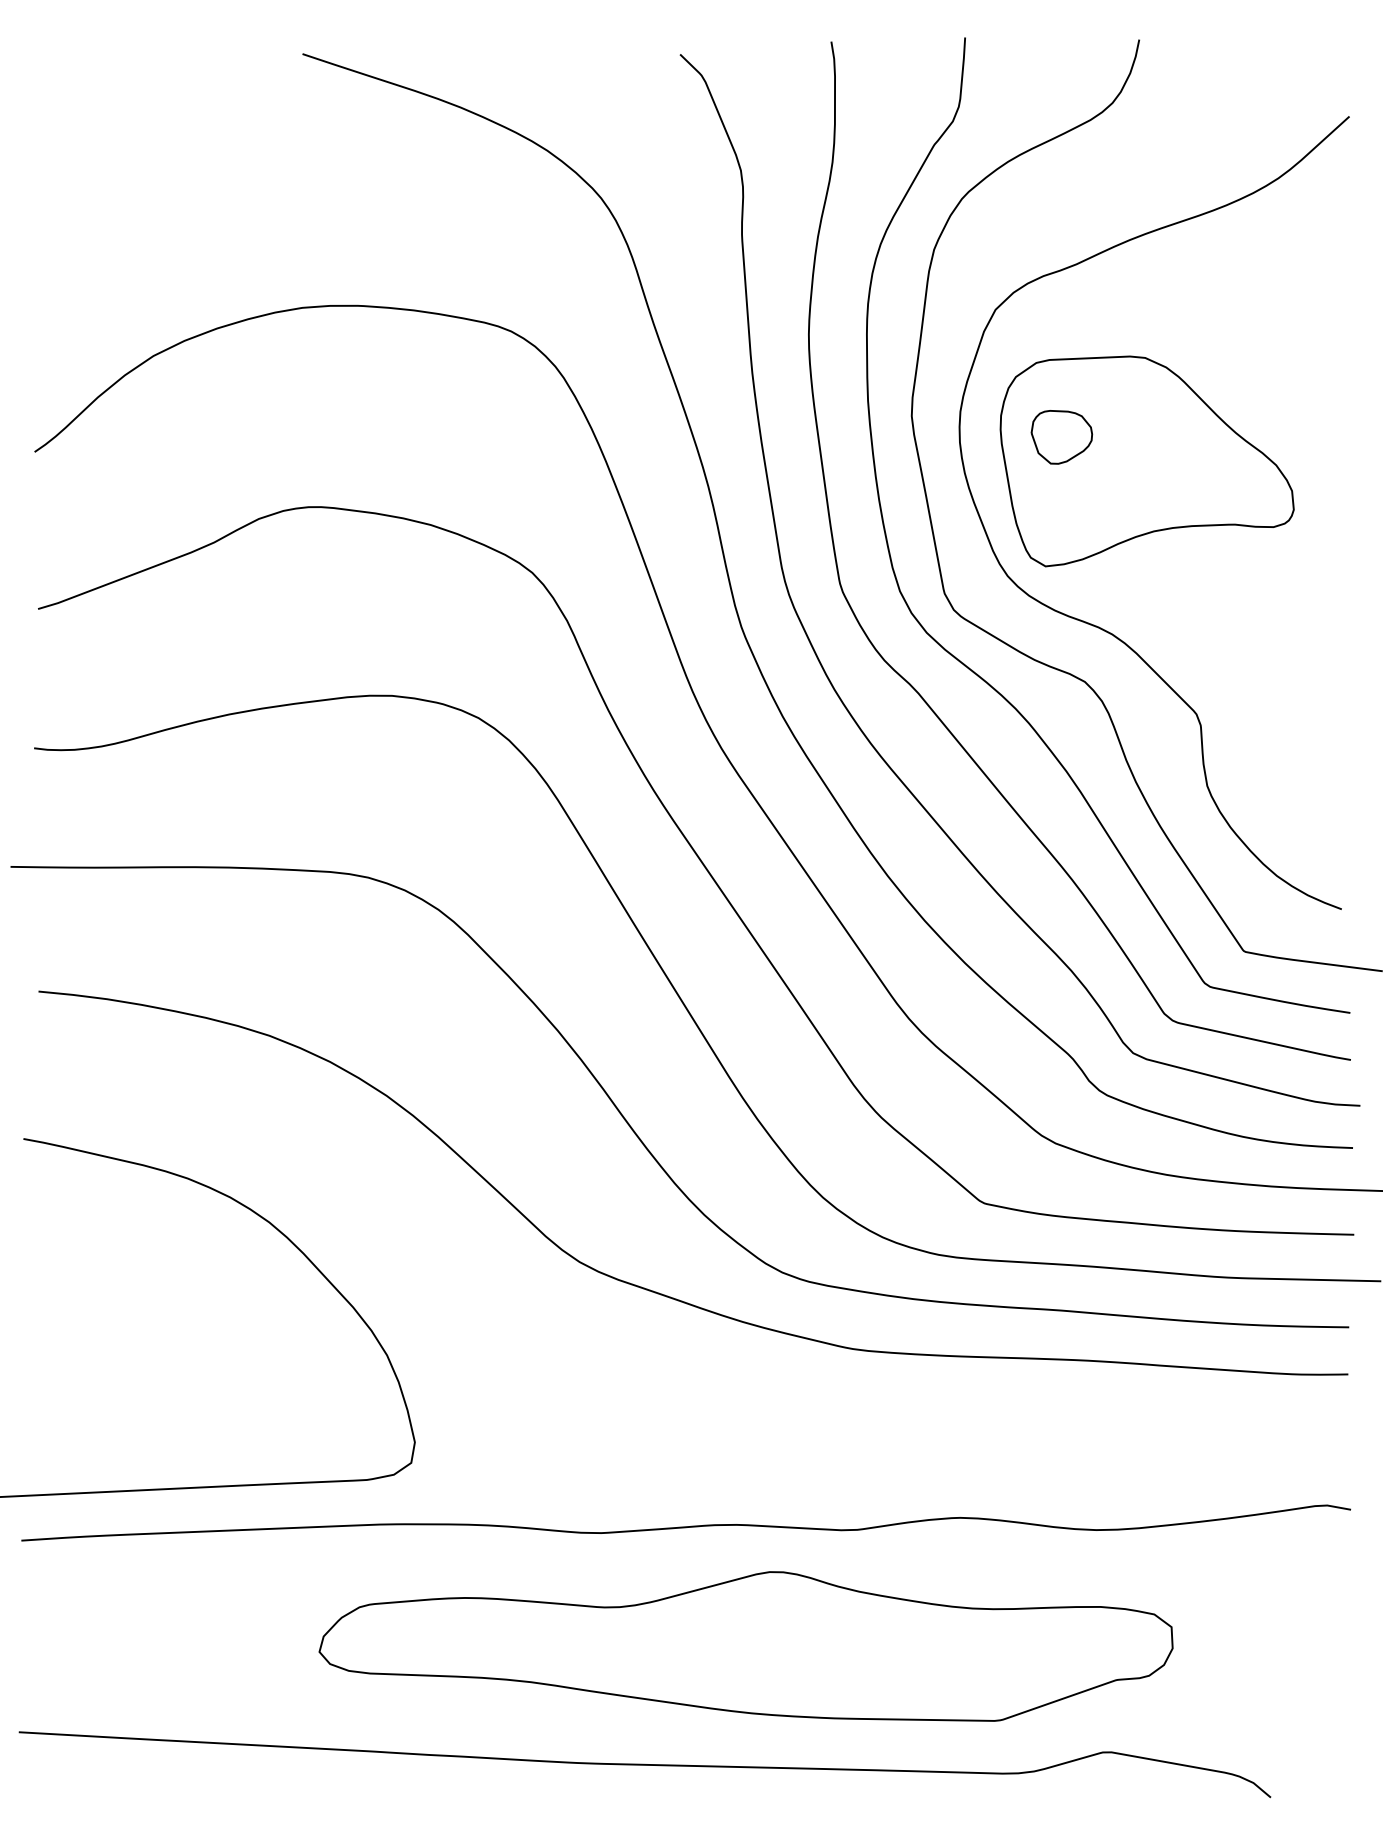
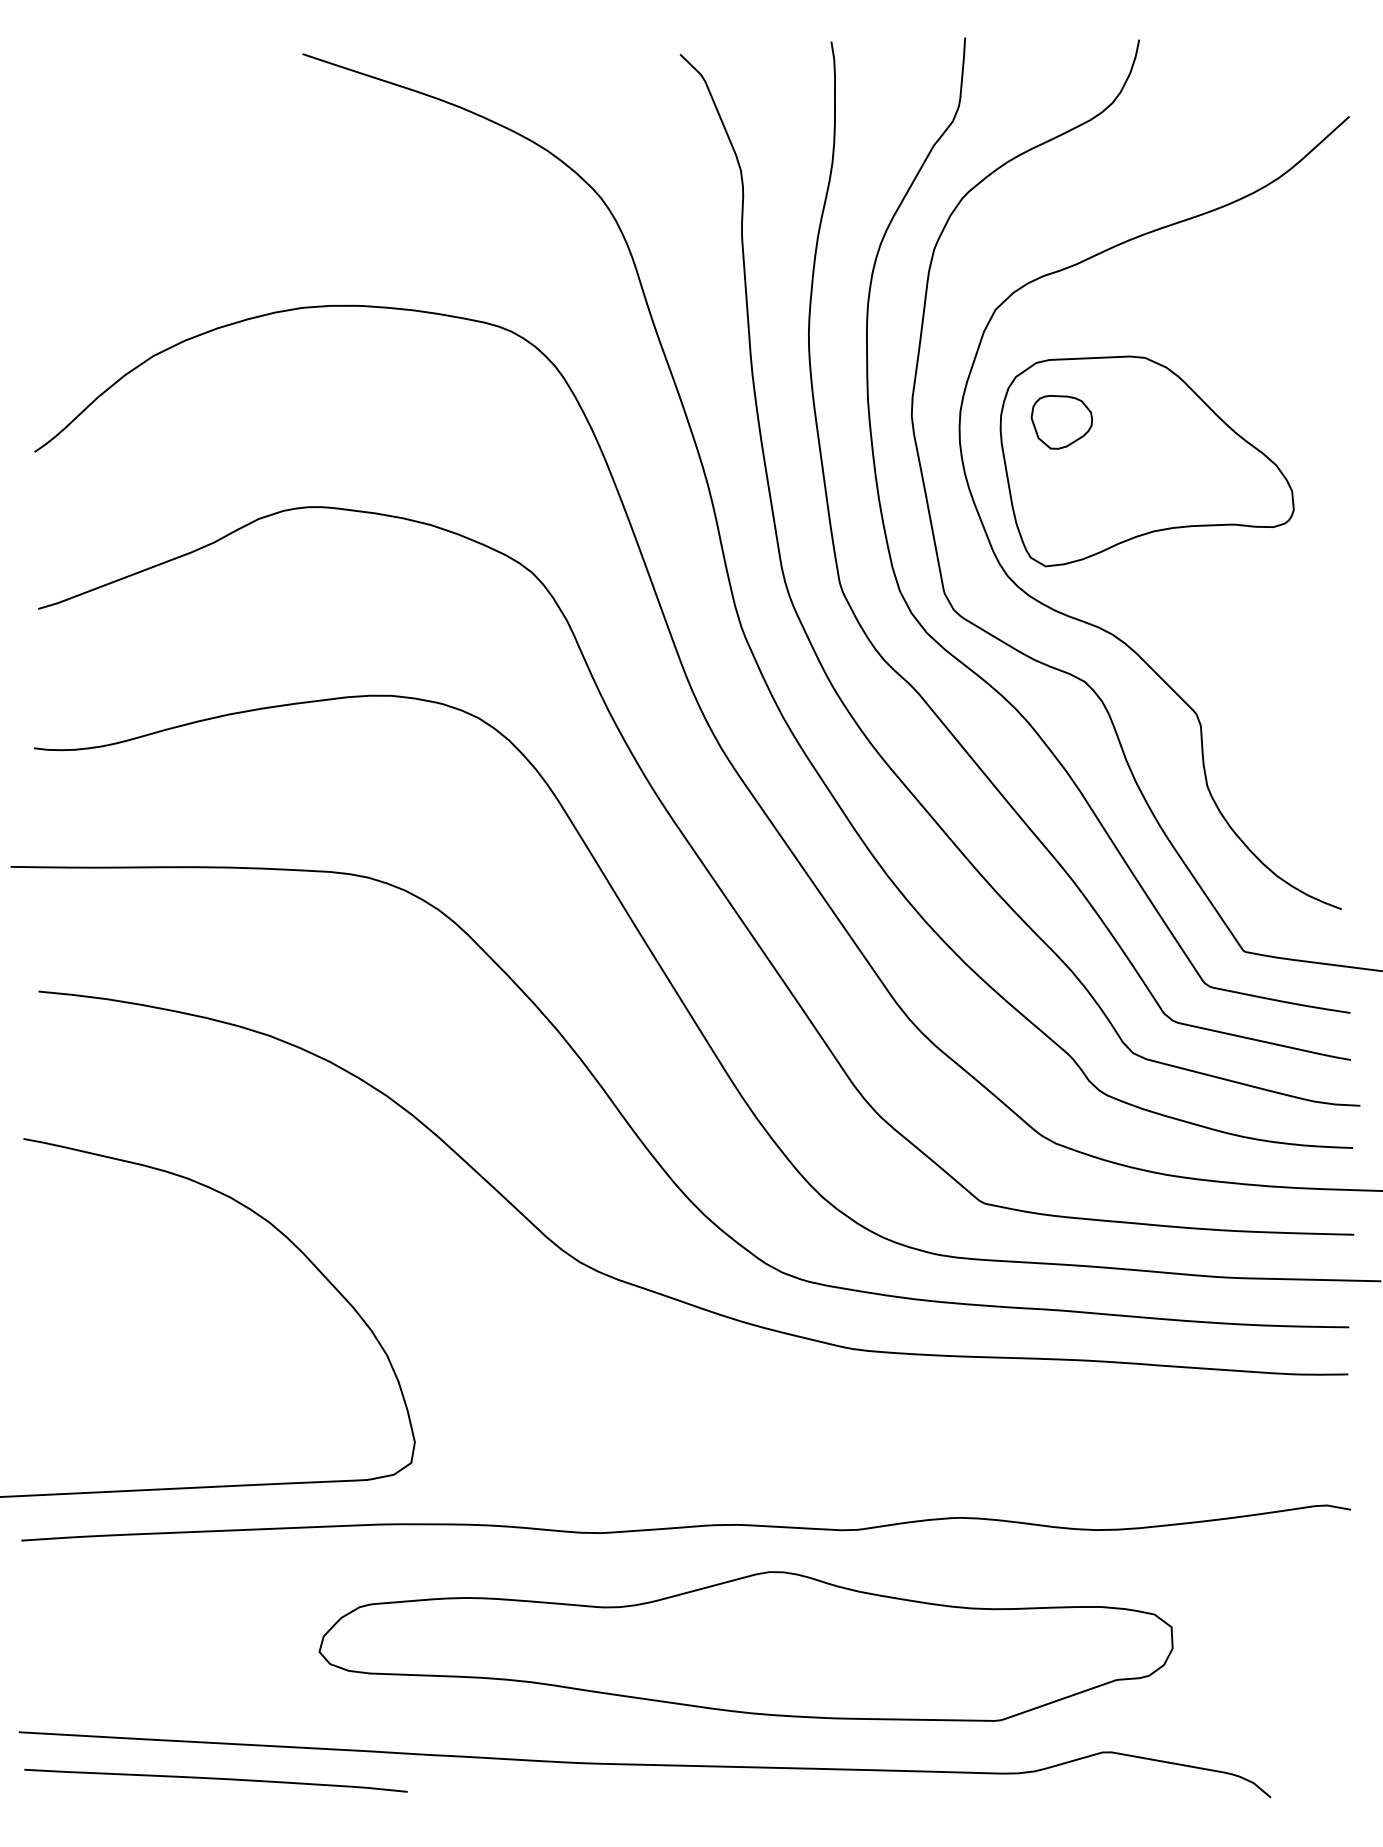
part position: (1061, 437) -> (1061, 422) (1061, 422)
curve: none -> present (215, 1779)
